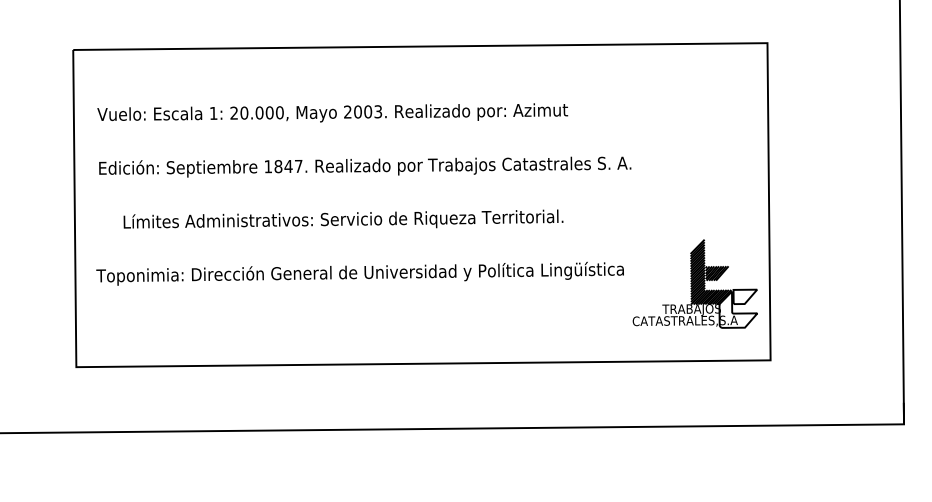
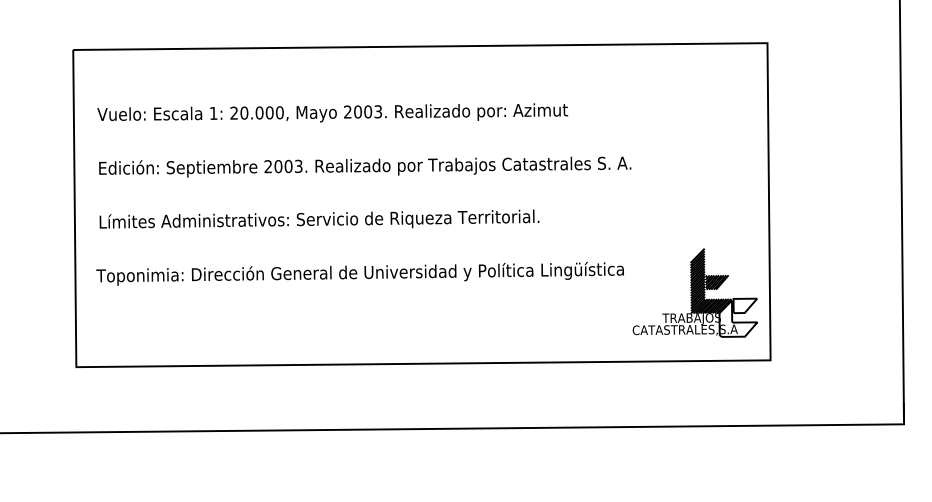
text: 1847. -> 2003. (283, 166)
text position: (343, 218) -> (319, 218) (319, 218)
part position: (694, 283) -> (694, 292) (694, 292)
